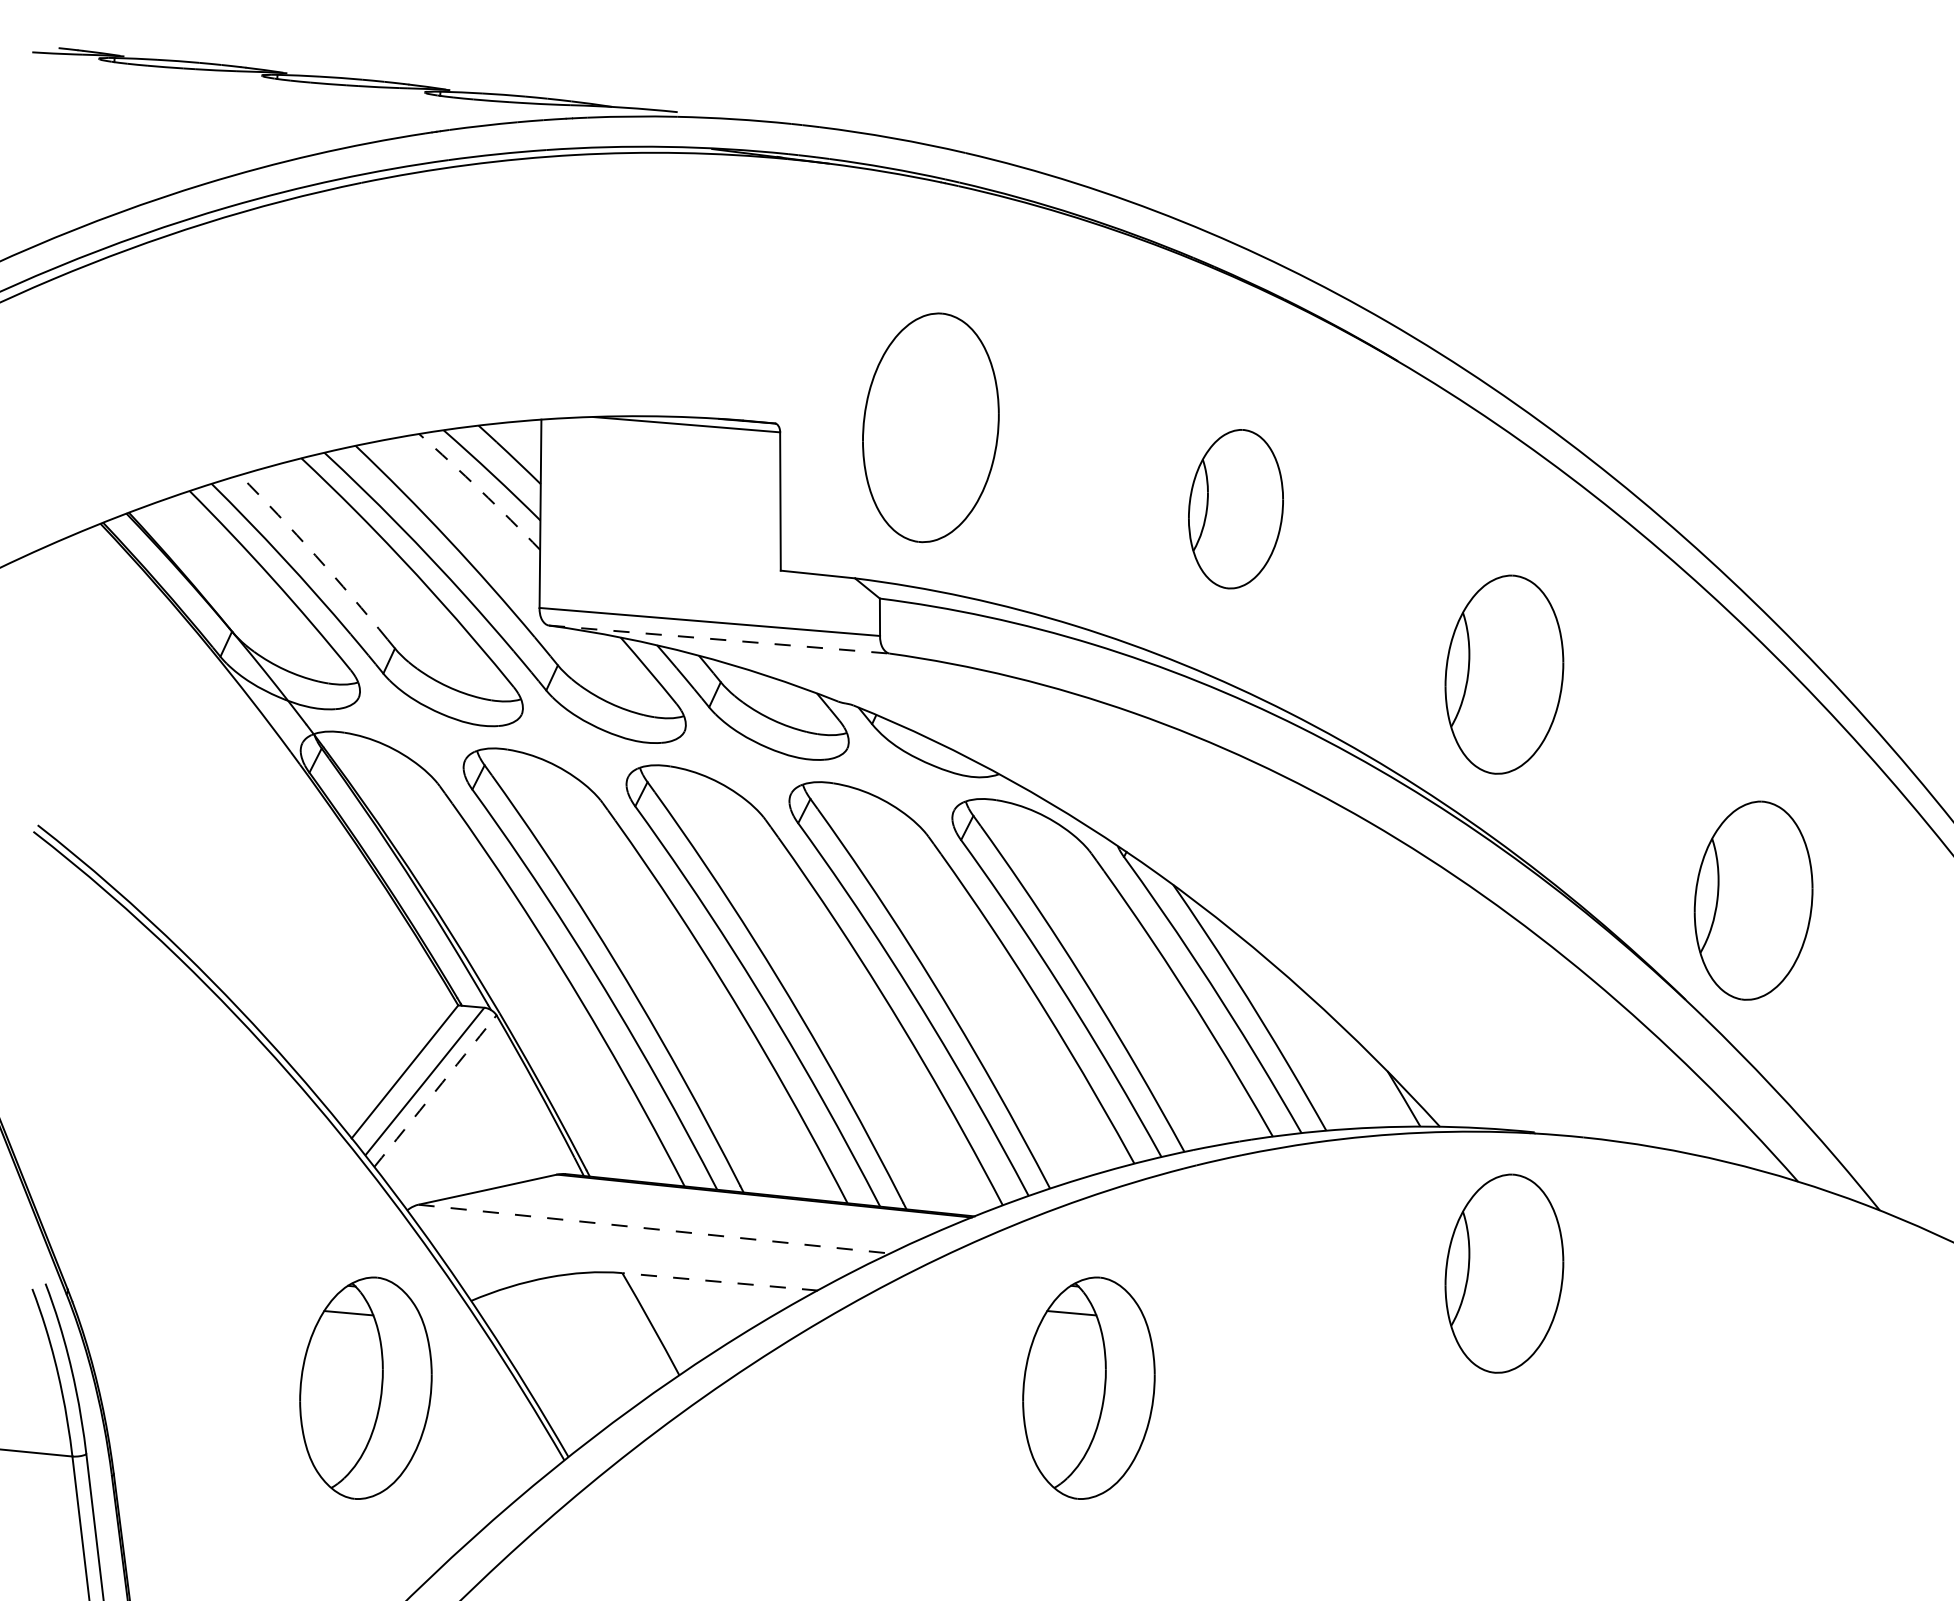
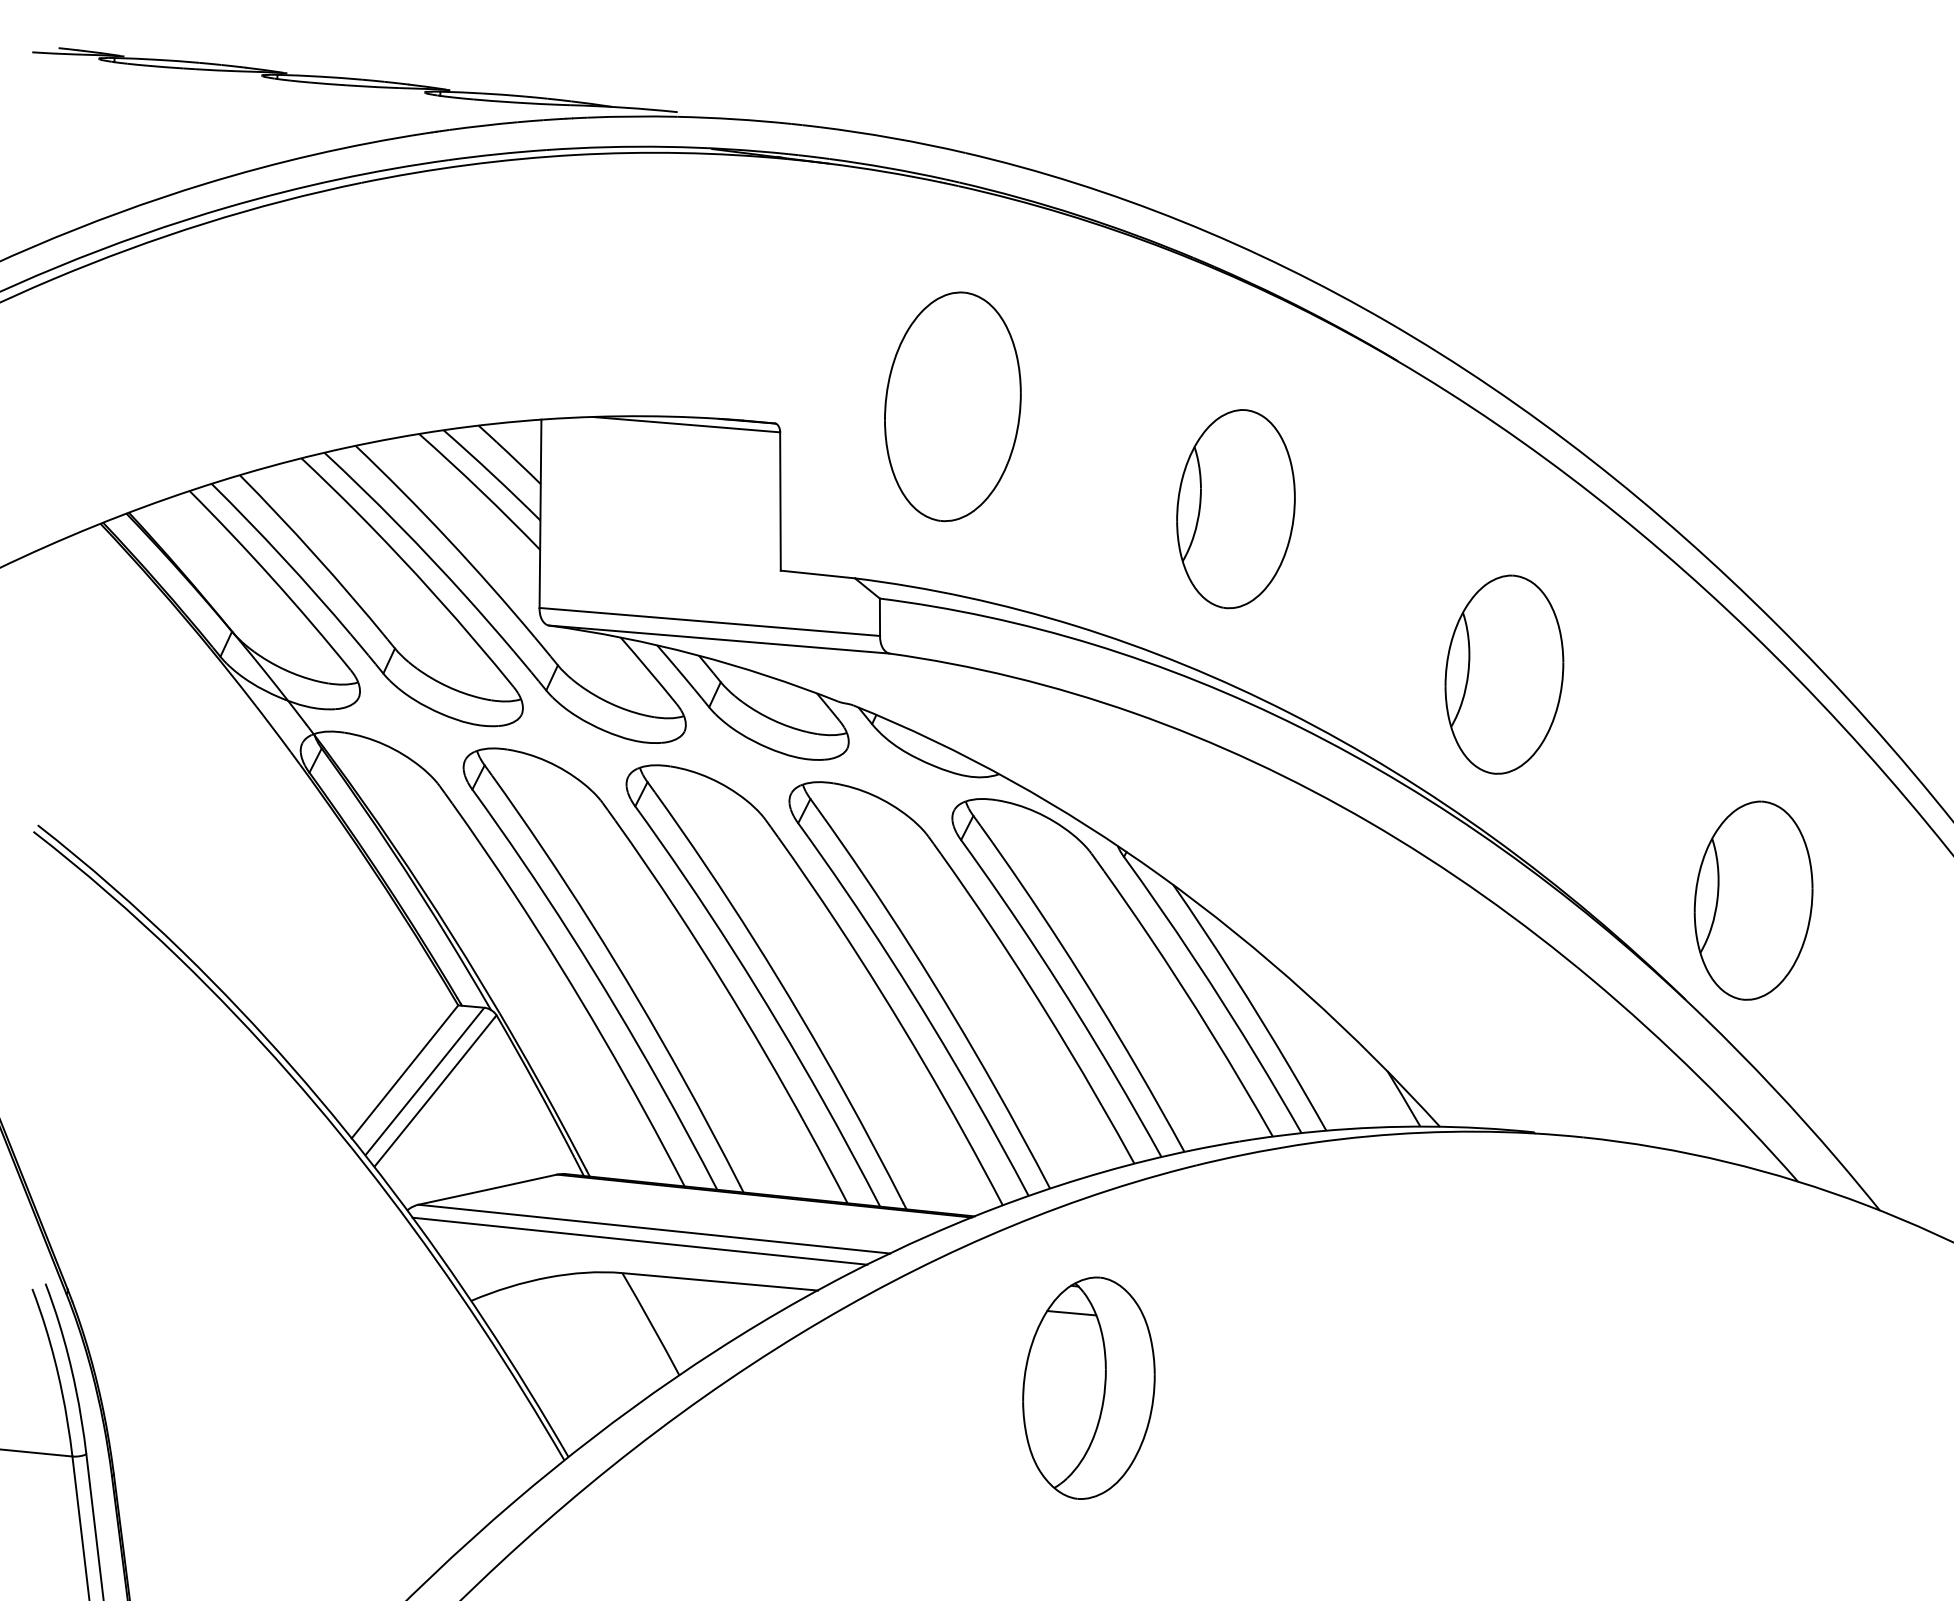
part position: (930, 427) -> (952, 406) (952, 406)
arc: dashed -> solid (480, 490)
part size: 96x161 px -> 120x201 px (1235, 509)
arc: dashed -> solid (315, 555)
line: dashed -> solid (719, 639)
arc: dashed -> solid (434, 1092)
line: dashed -> solid (654, 1229)
line: none -> present (639, 1240)
part: present -> none (1504, 1273)
line: dashed -> solid (719, 1281)
part: present -> none (365, 1387)
